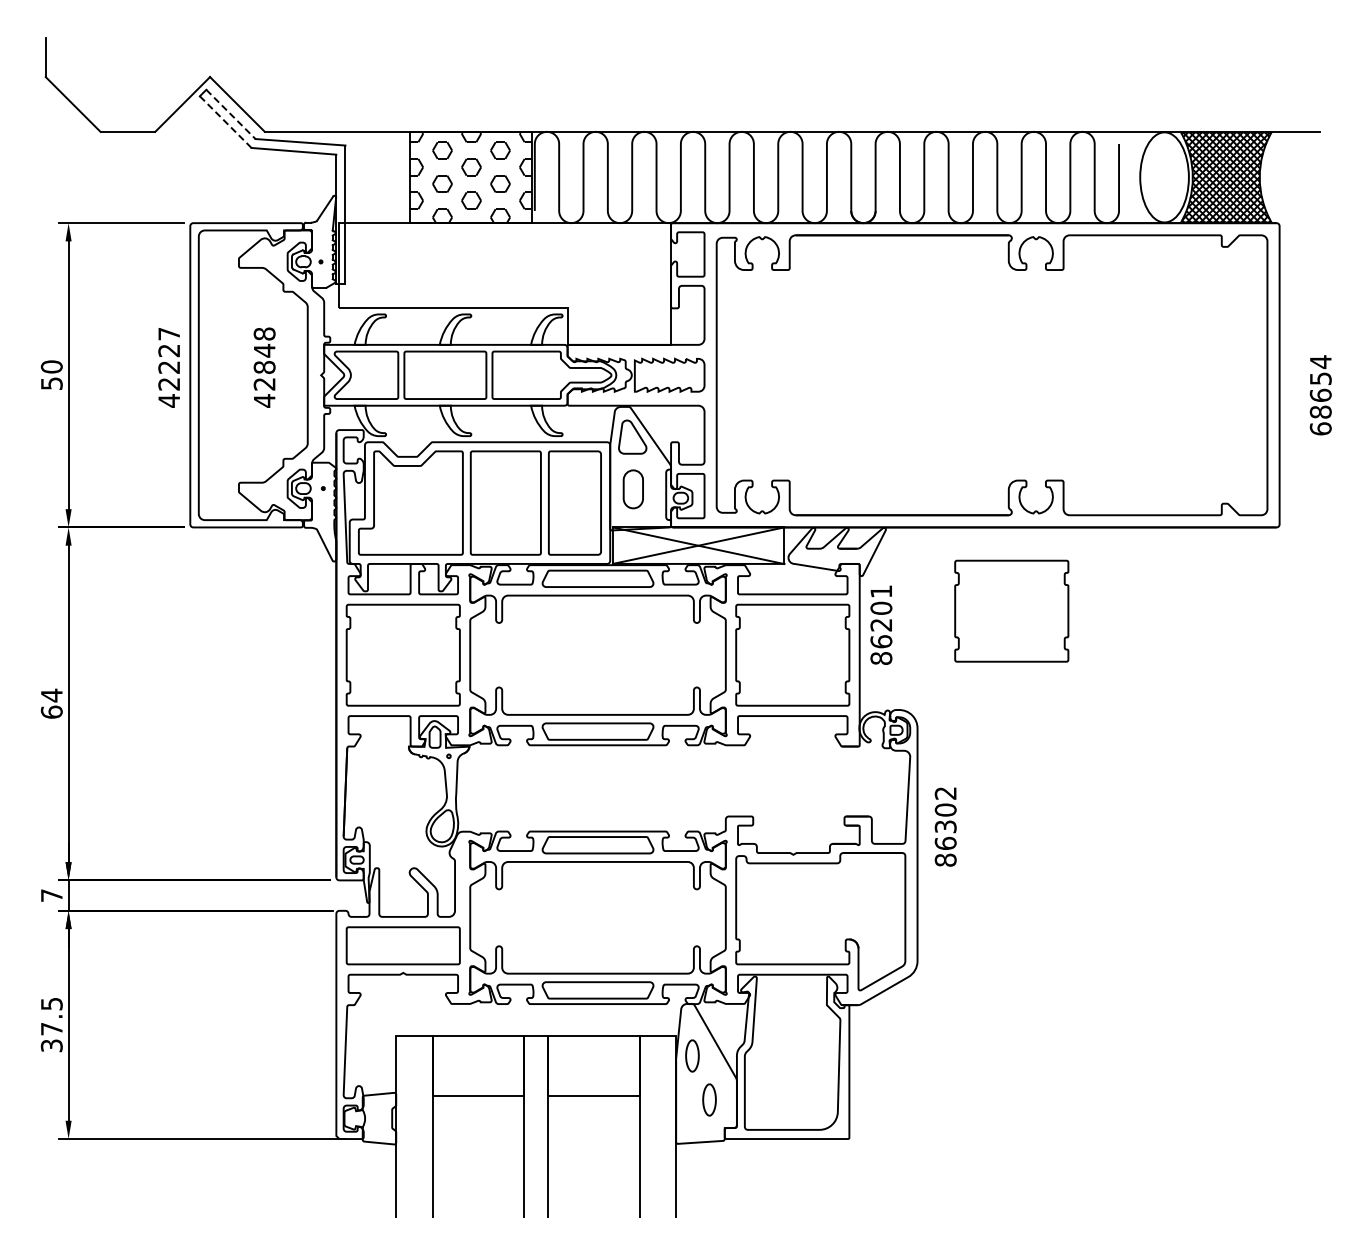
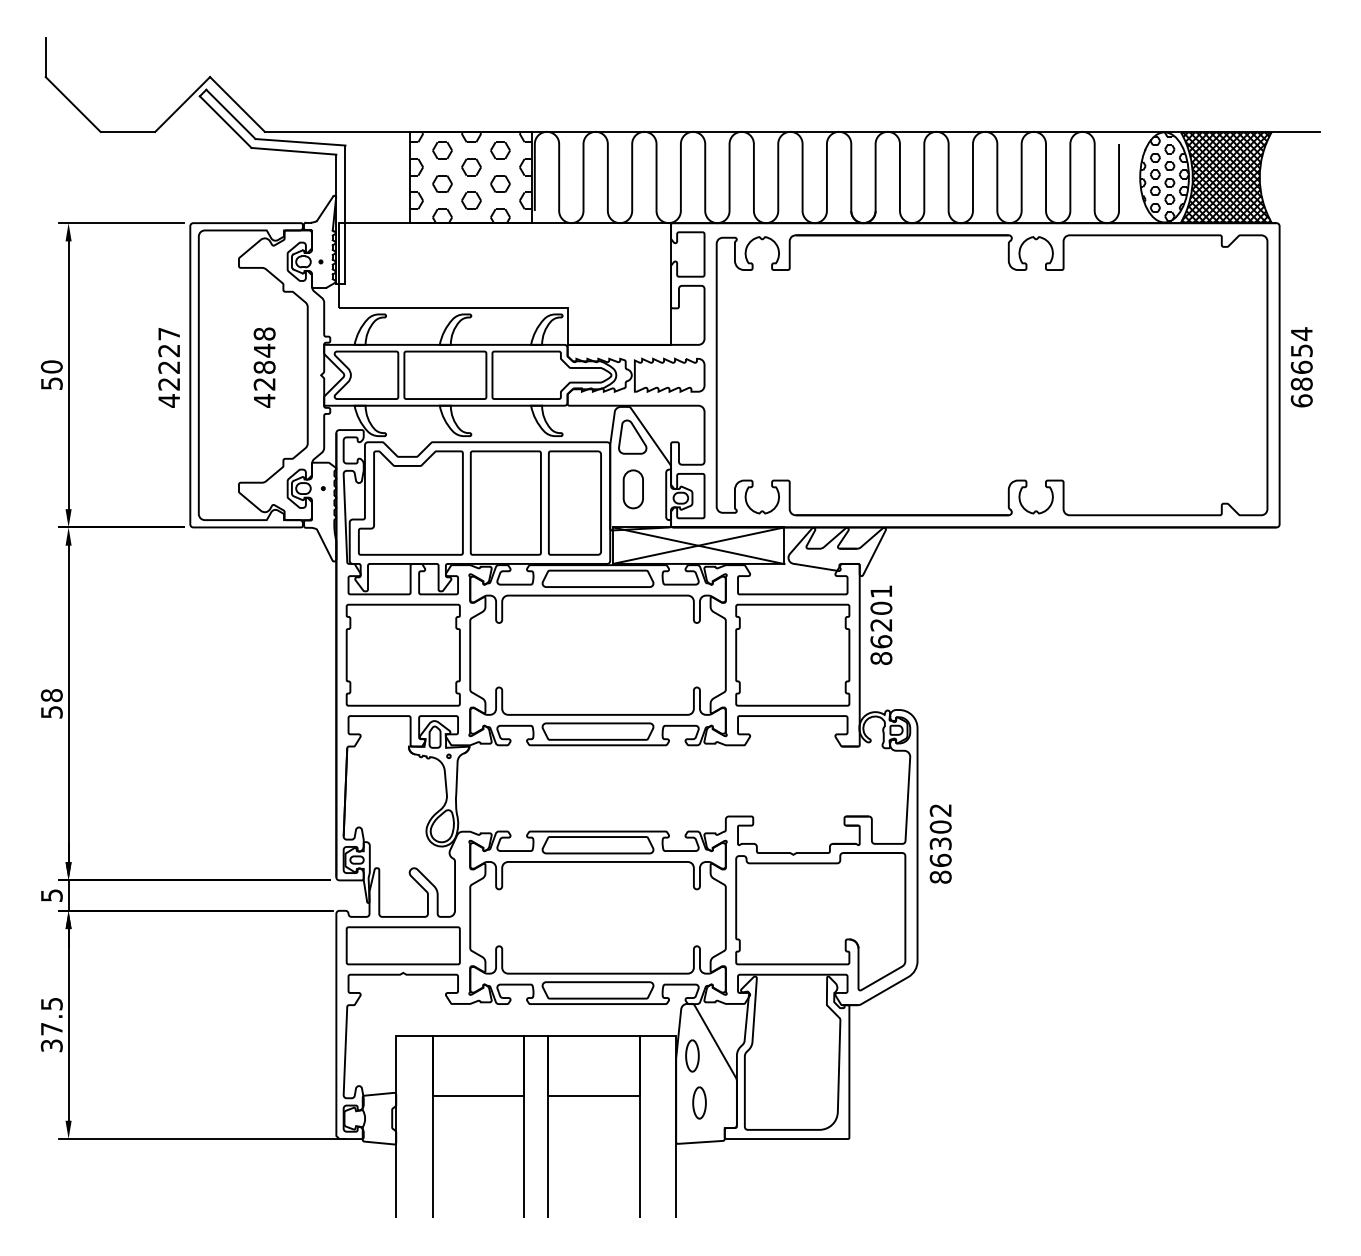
line: dashed -> solid (230, 114)
line: dashed -> solid (225, 122)
hatch: none -> present (1164, 176)
text position: (1320, 395) -> (1301, 367) (1301, 367)
part: present -> none (1011, 610)
text: 64 -> 58 (51, 703)
text position: (945, 826) -> (940, 843) (940, 843)
text: 7 -> 5 (51, 895)
part position: (709, 1099) -> (699, 1102) (699, 1102)
